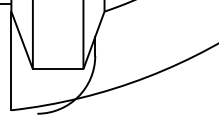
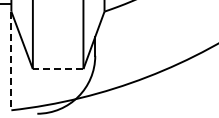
line: solid -> dashed (11, 61)
line: solid -> dashed (57, 69)
